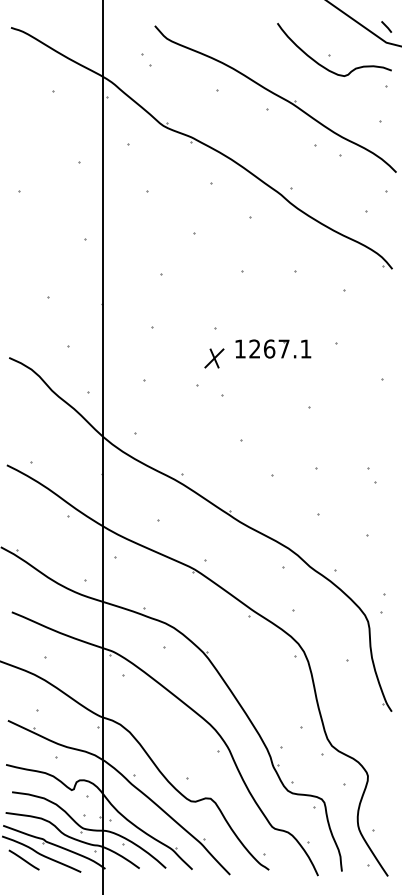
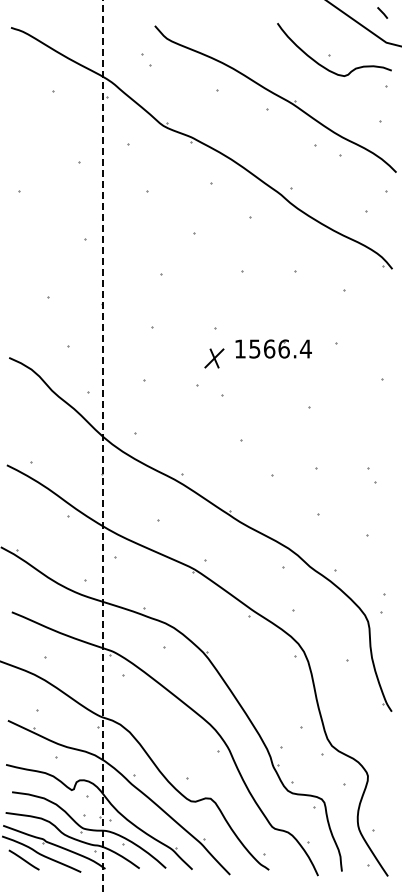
line position: (386, 26) -> (382, 12) (382, 12)
text: 1267.1 -> 1566.4 (280, 348)
line: solid -> dashed (103, 447)
